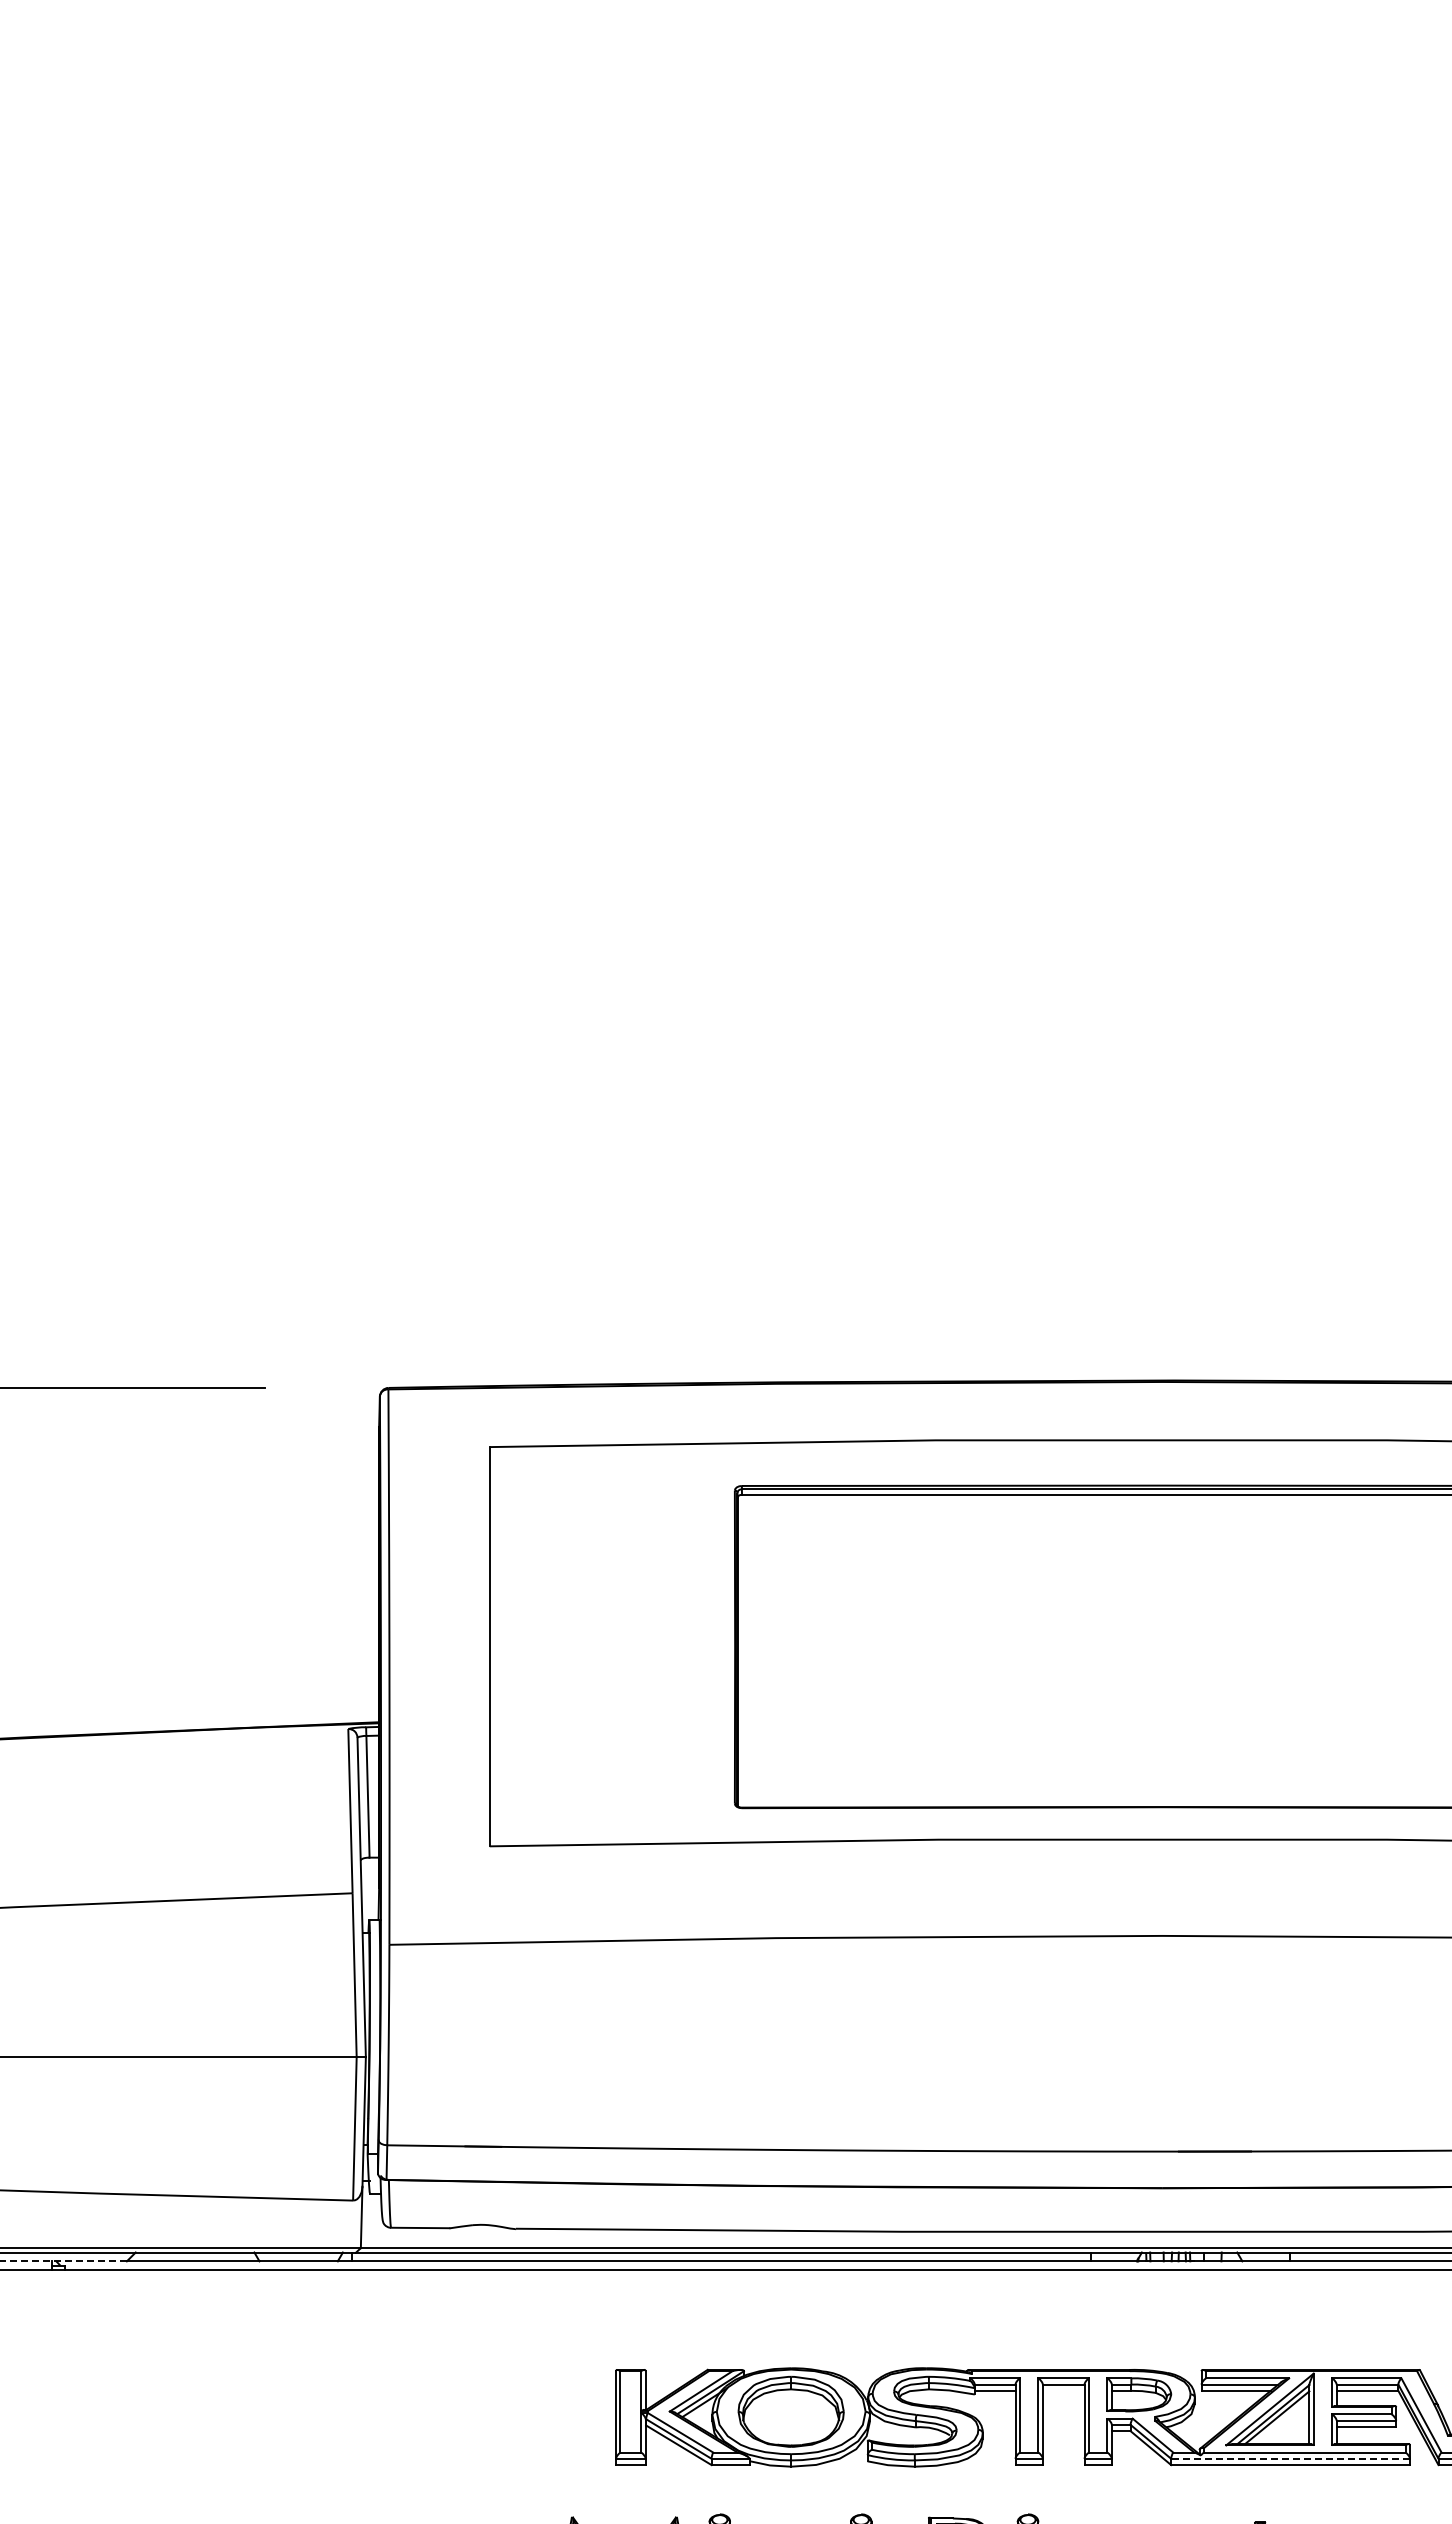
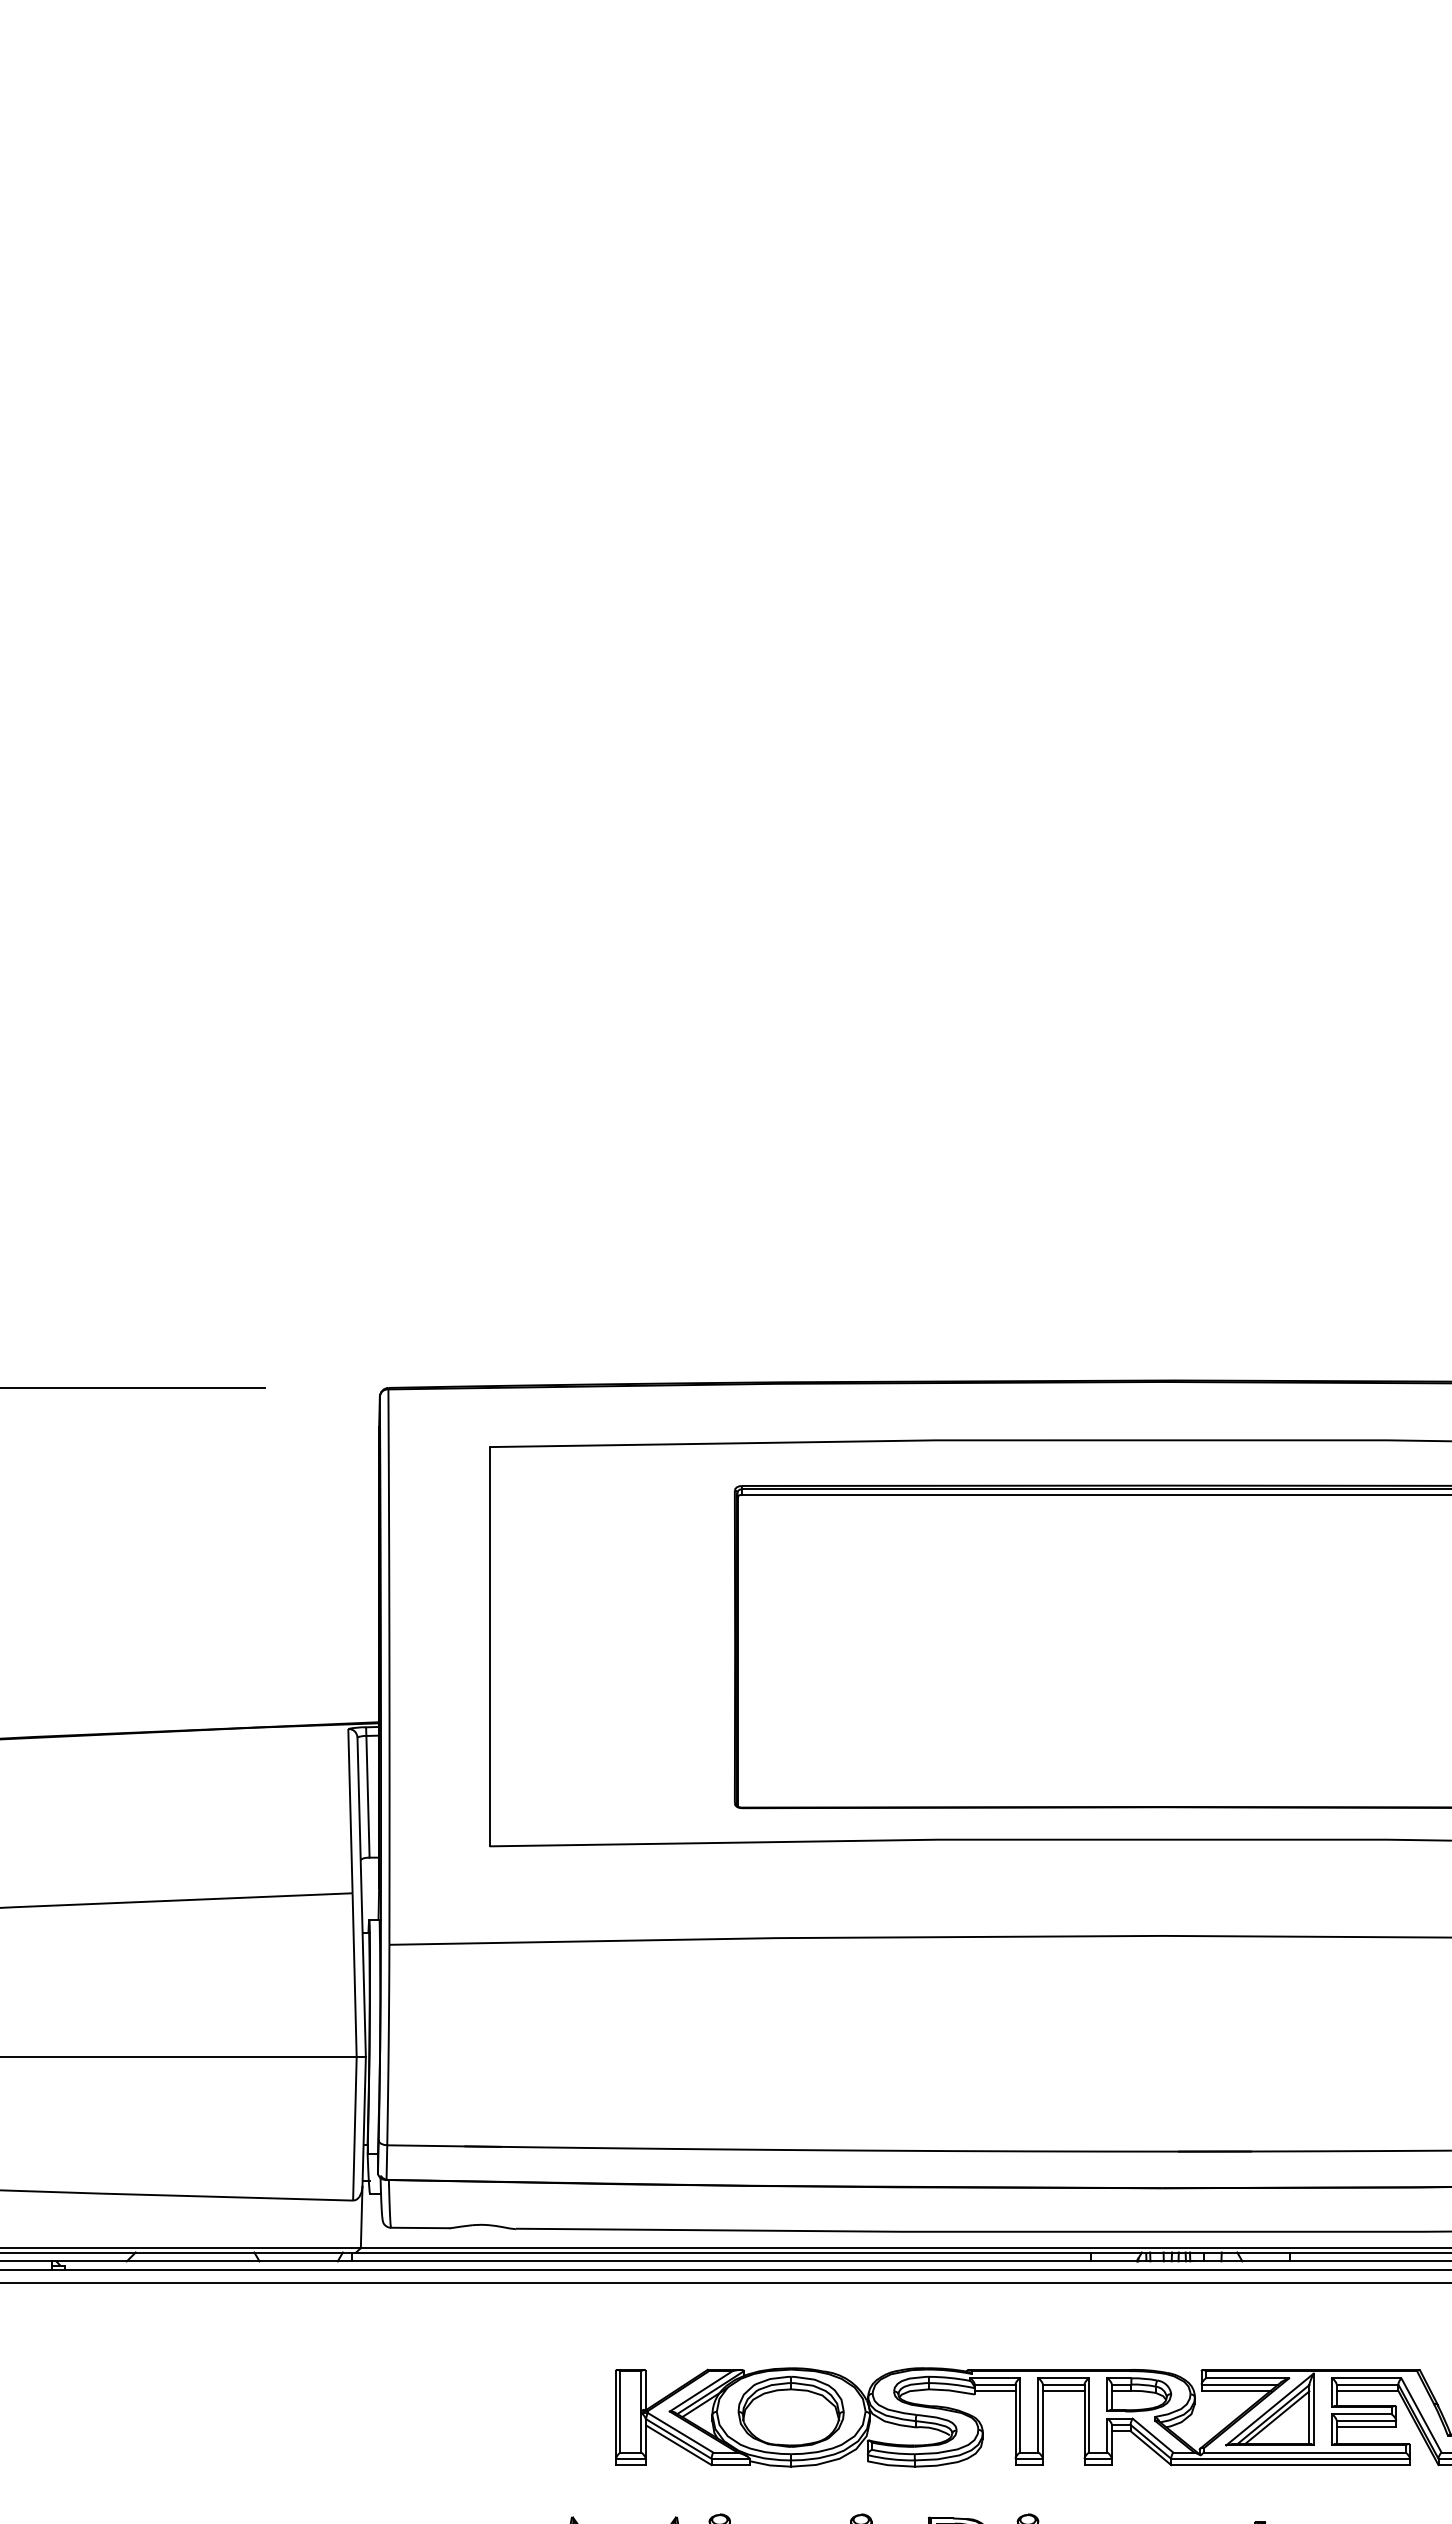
line: dashed -> solid (63, 2261)
line: none -> present (725, 2283)
line: none -> present (1063, 2390)
line: dashed -> solid (1290, 2458)
